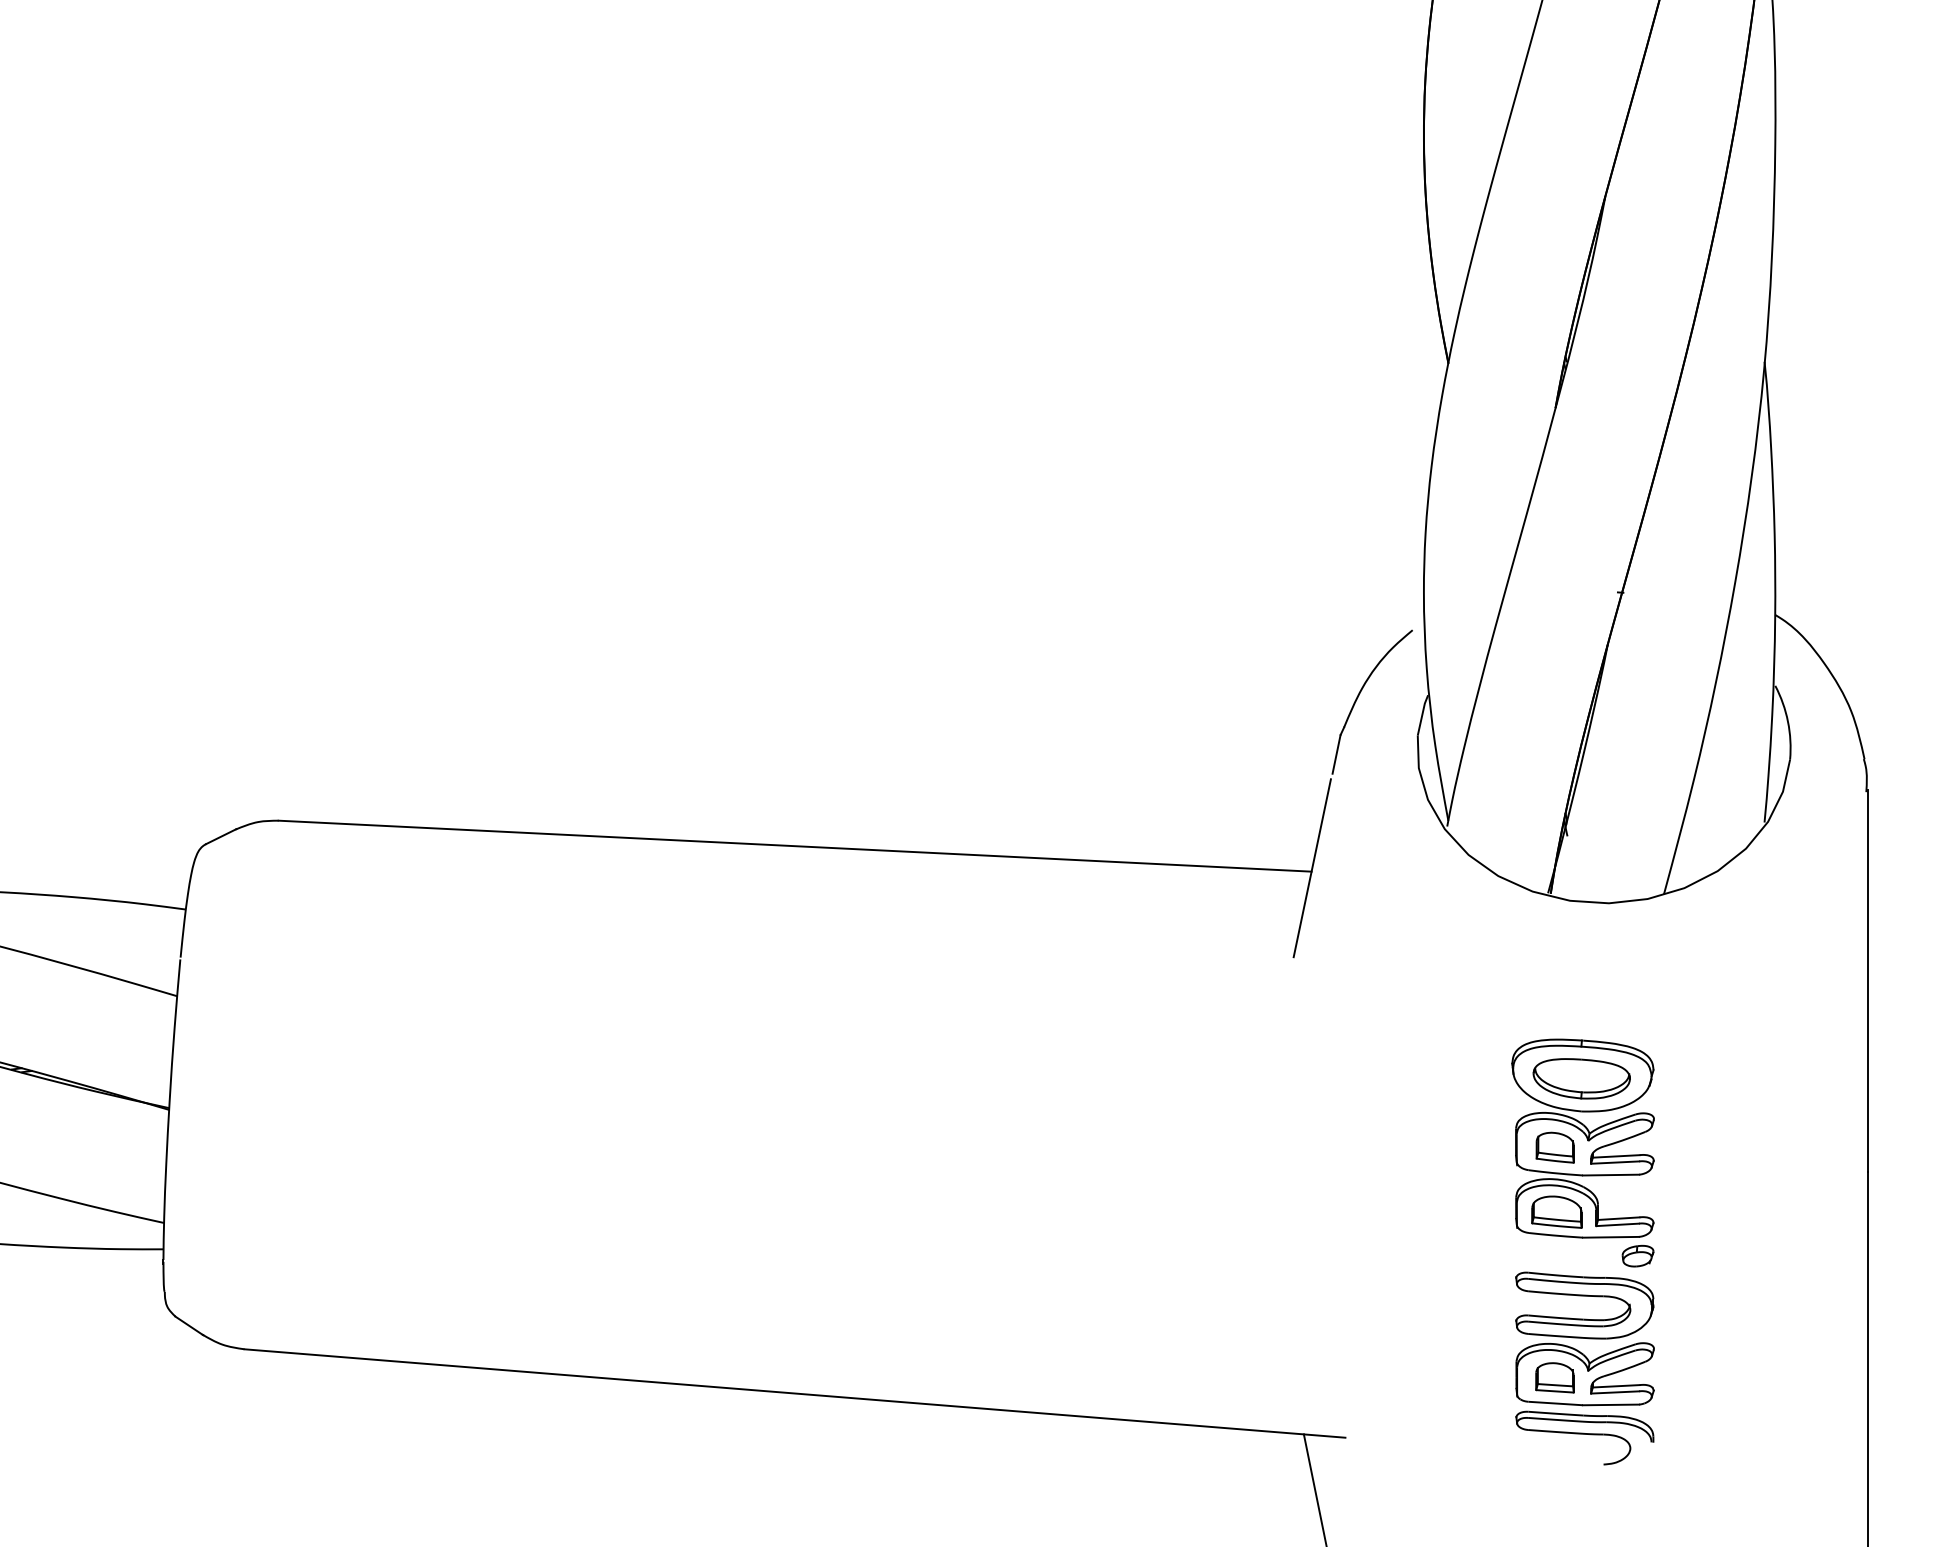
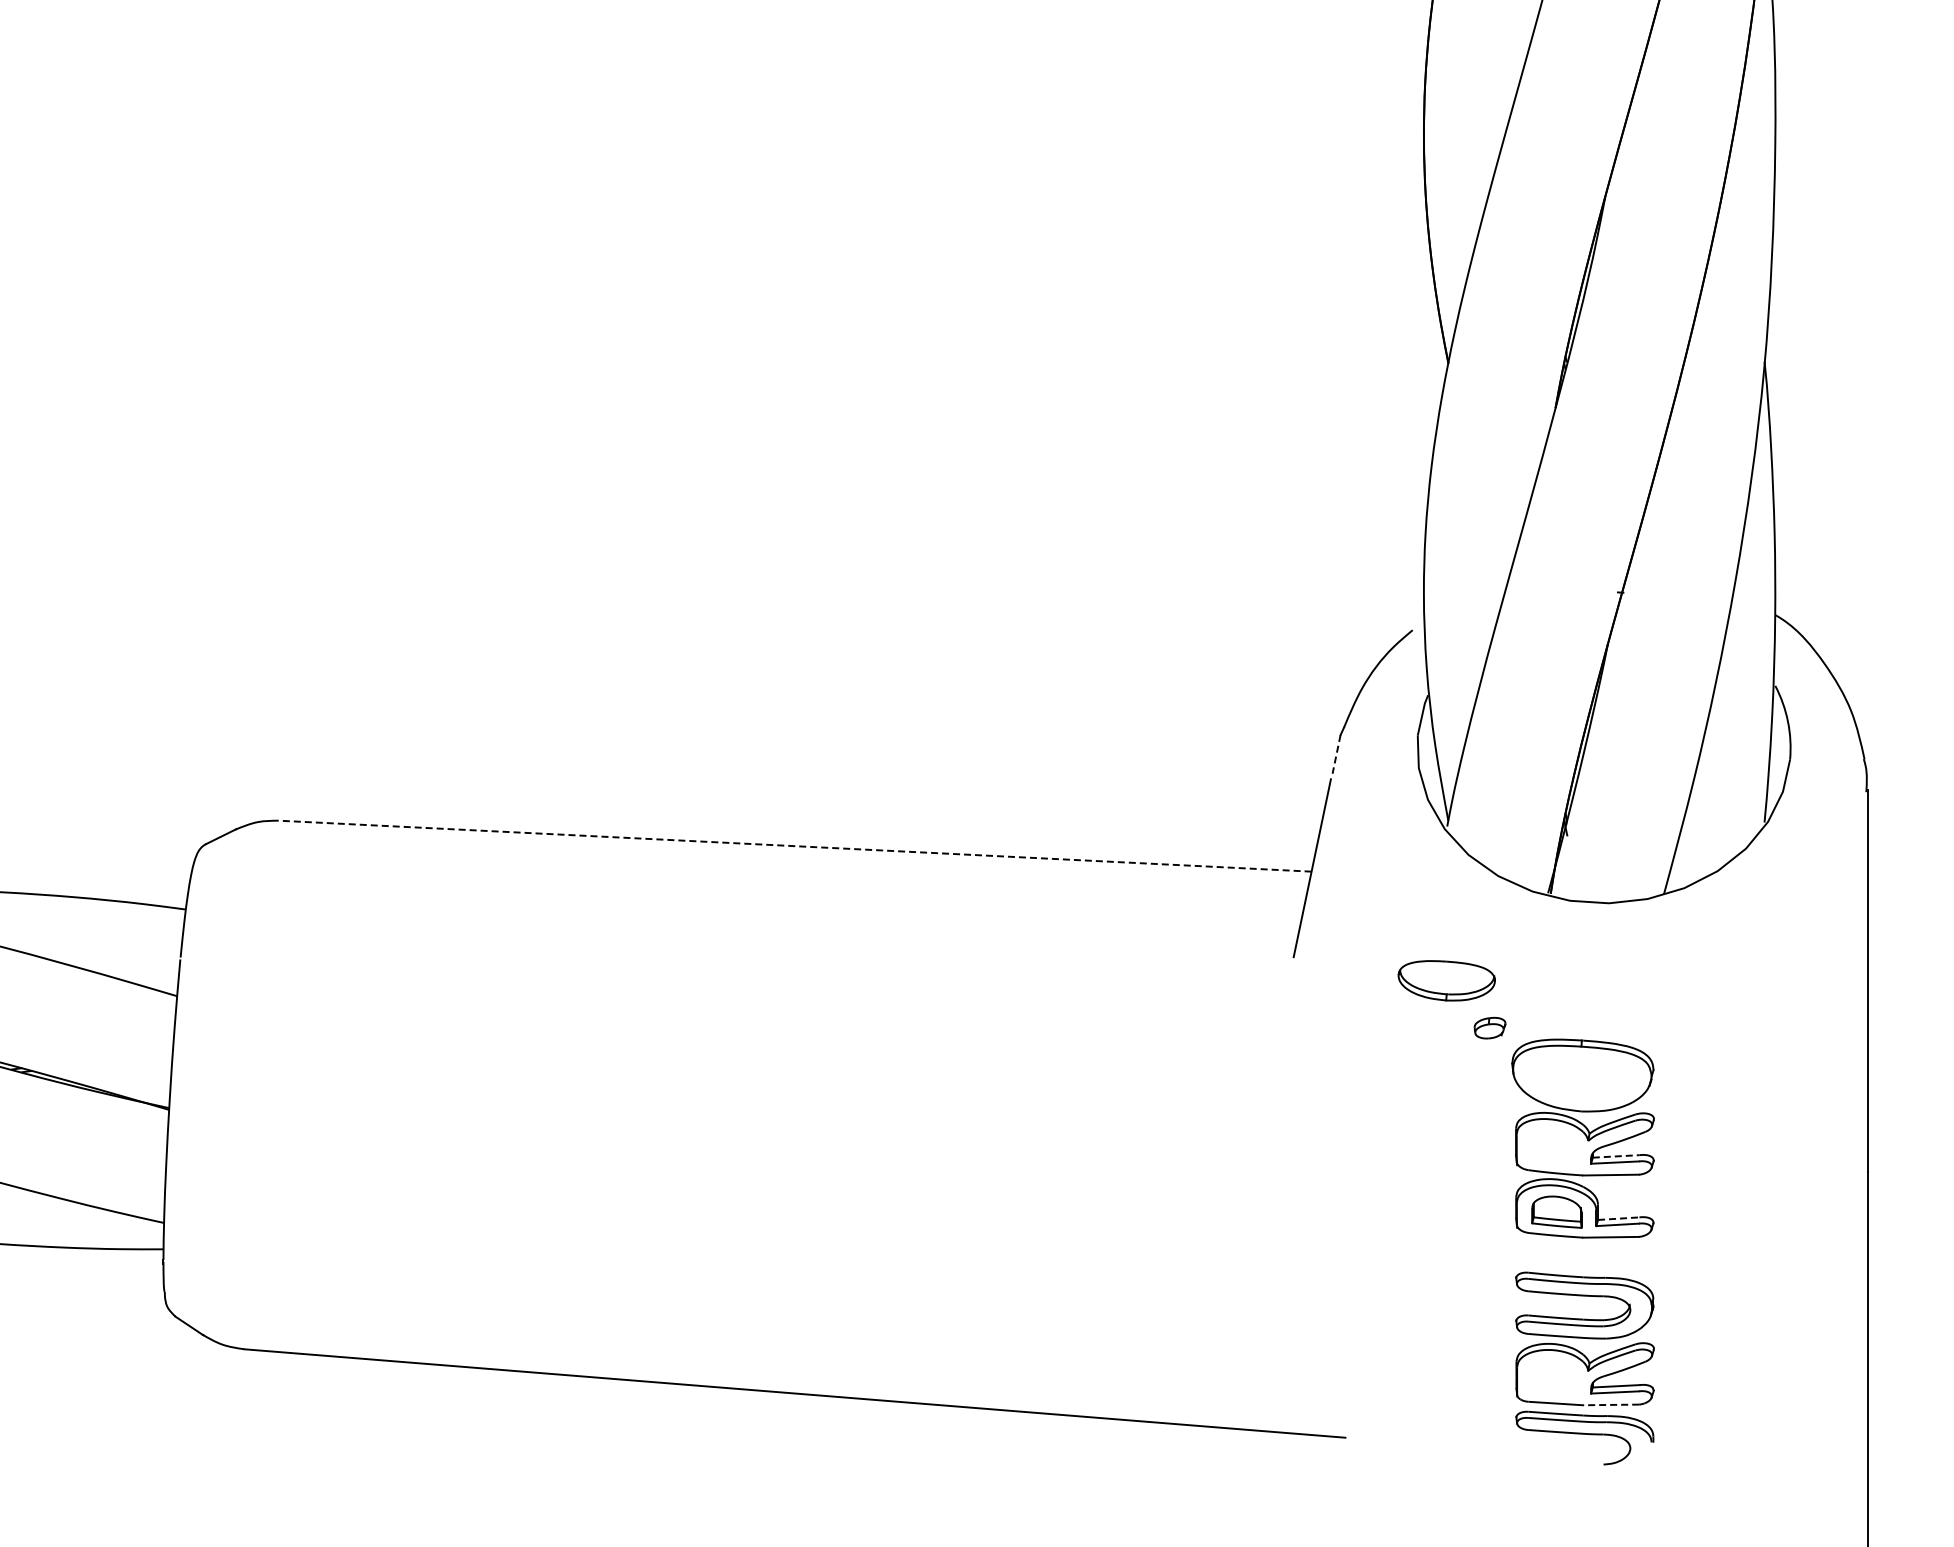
line: solid -> dashed (1336, 754)
line: solid -> dashed (794, 846)
part position: (1581, 1078) -> (1446, 980) (1446, 980)
part: present -> none (1554, 1147)
line: solid -> dashed (1616, 1156)
line: solid -> dashed (1618, 1218)
part position: (1637, 1256) -> (1489, 1028) (1489, 1028)
part: present -> none (1554, 1377)
line: solid -> dashed (1610, 1404)
line: present -> none (1314, 1488)
